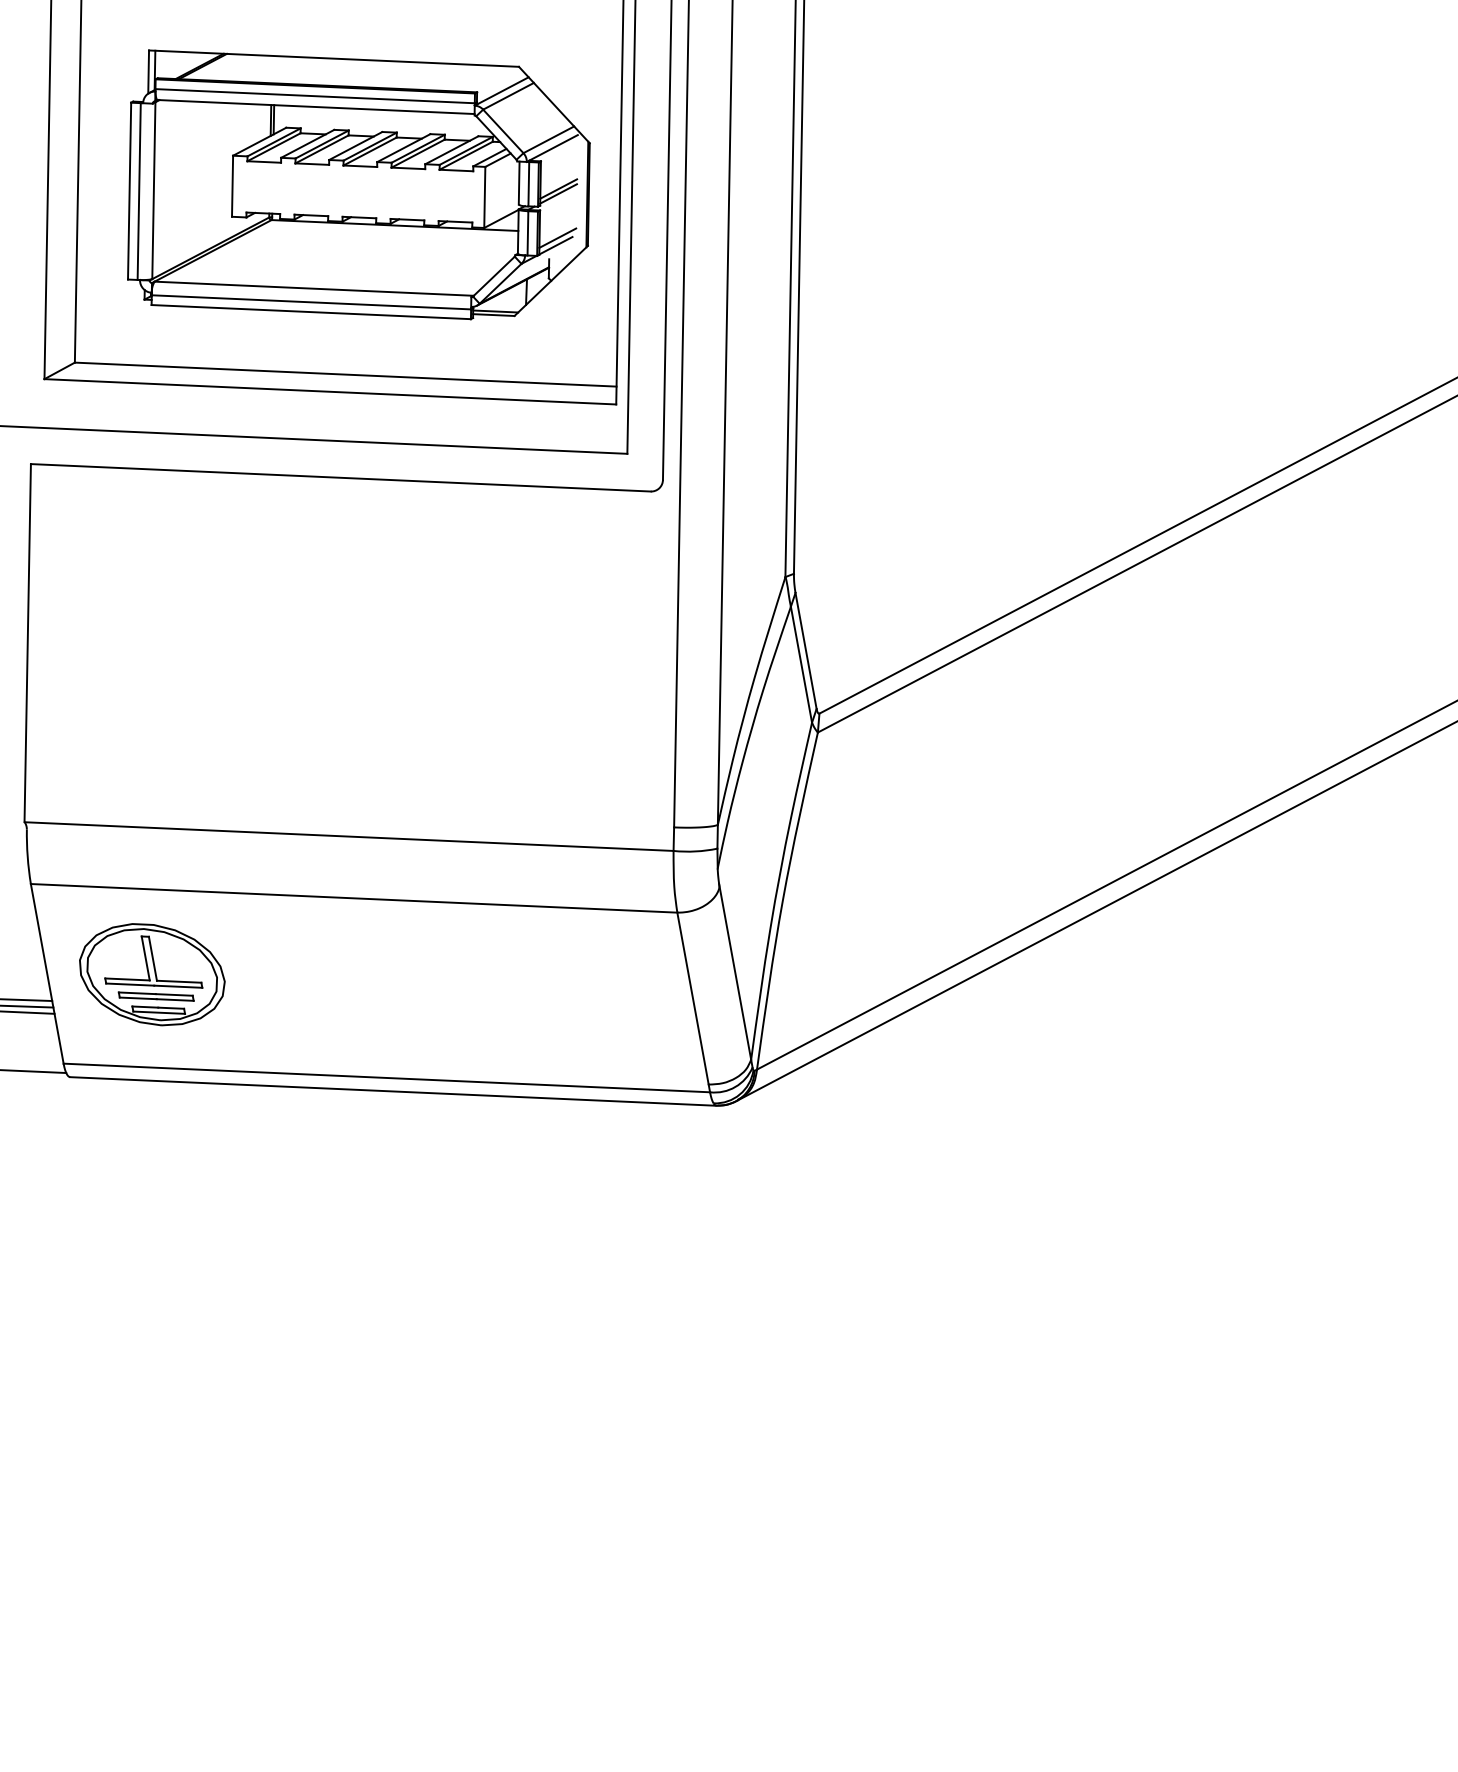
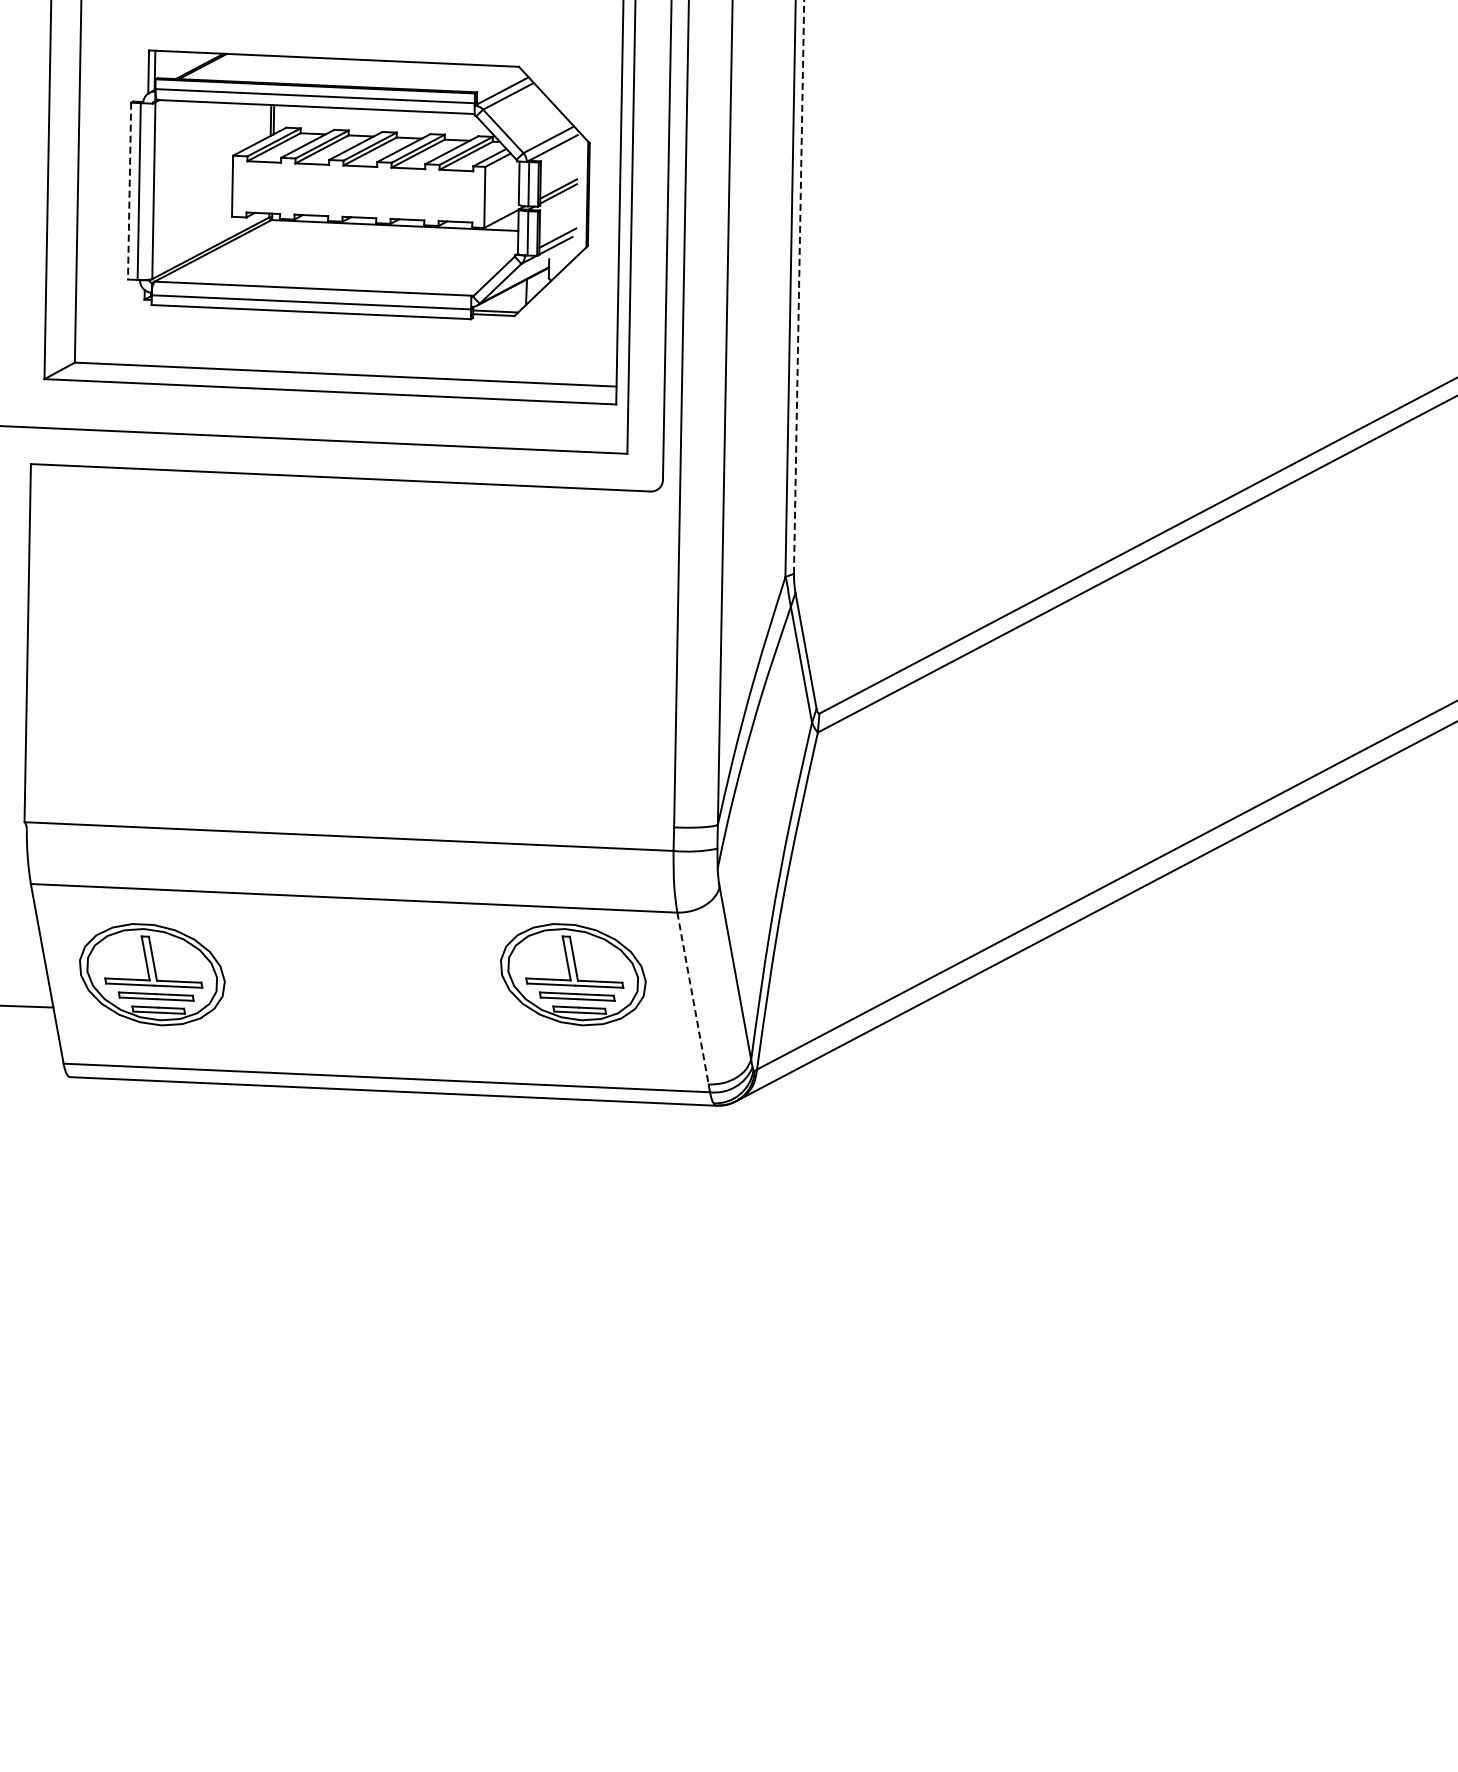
line: solid -> dashed (129, 191)
line: solid -> dashed (799, 286)
part: none -> present (573, 974)
line: solid -> dashed (693, 999)
line: present -> none (27, 1000)
line: present -> none (28, 1012)
line: present -> none (34, 1071)
